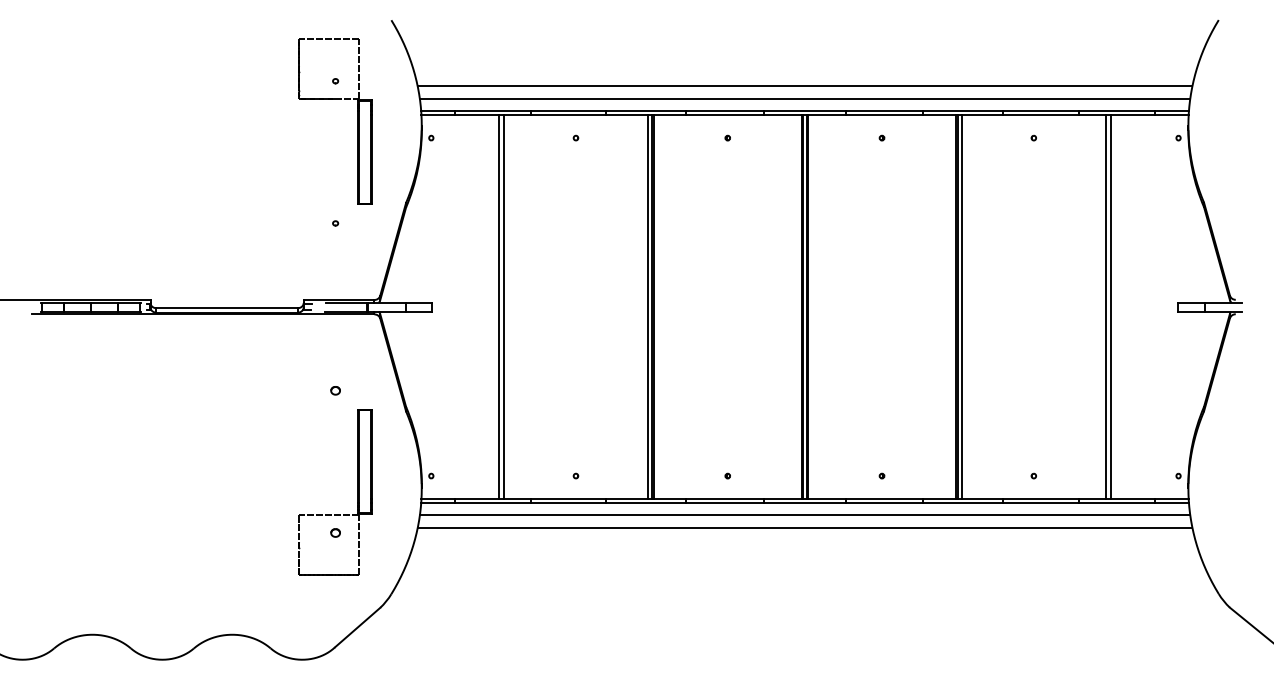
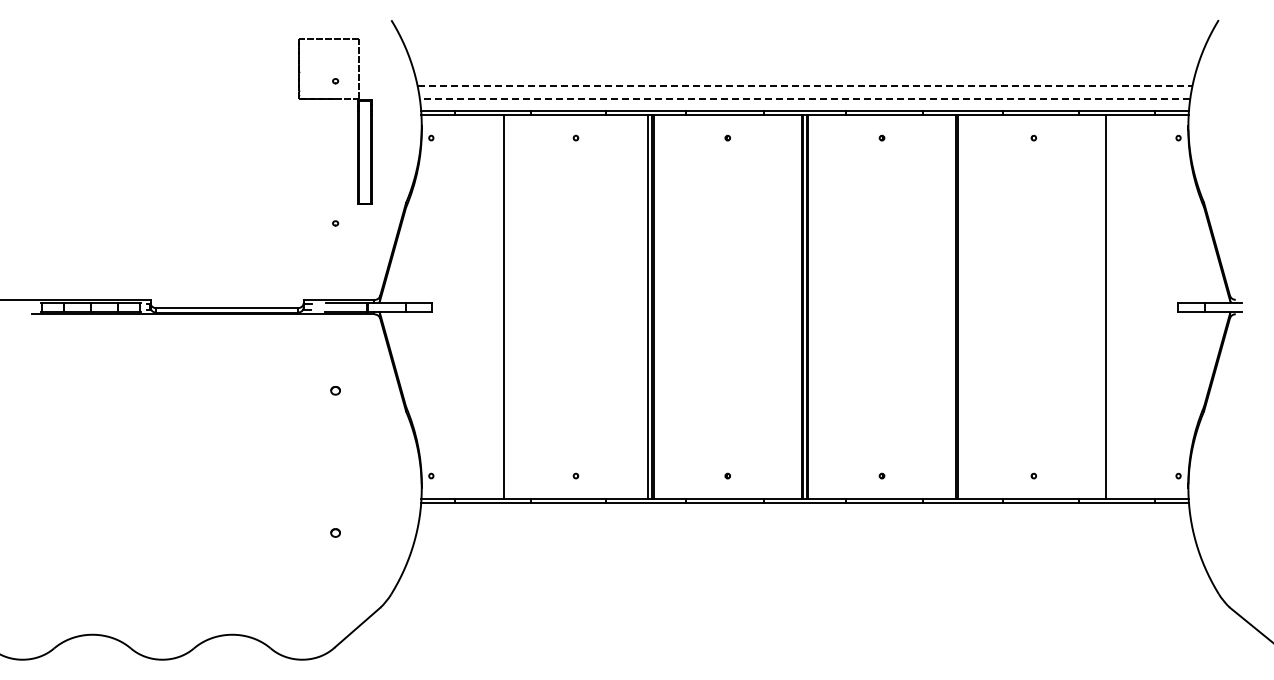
line: solid -> dashed (805, 86)
line: solid -> dashed (804, 98)
line: present -> none (498, 306)
line: present -> none (962, 306)
line: present -> none (1111, 306)
part: present -> none (357, 492)
line: present -> none (804, 515)
line: present -> none (804, 527)
